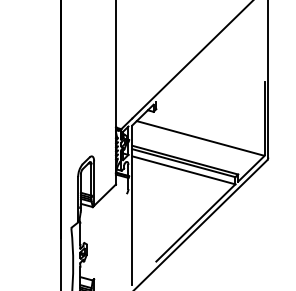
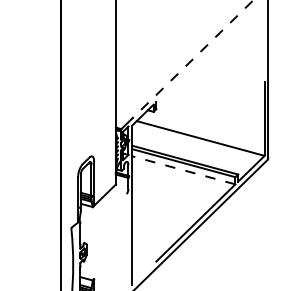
line: solid -> dashed (192, 59)
line: solid -> dashed (183, 170)
